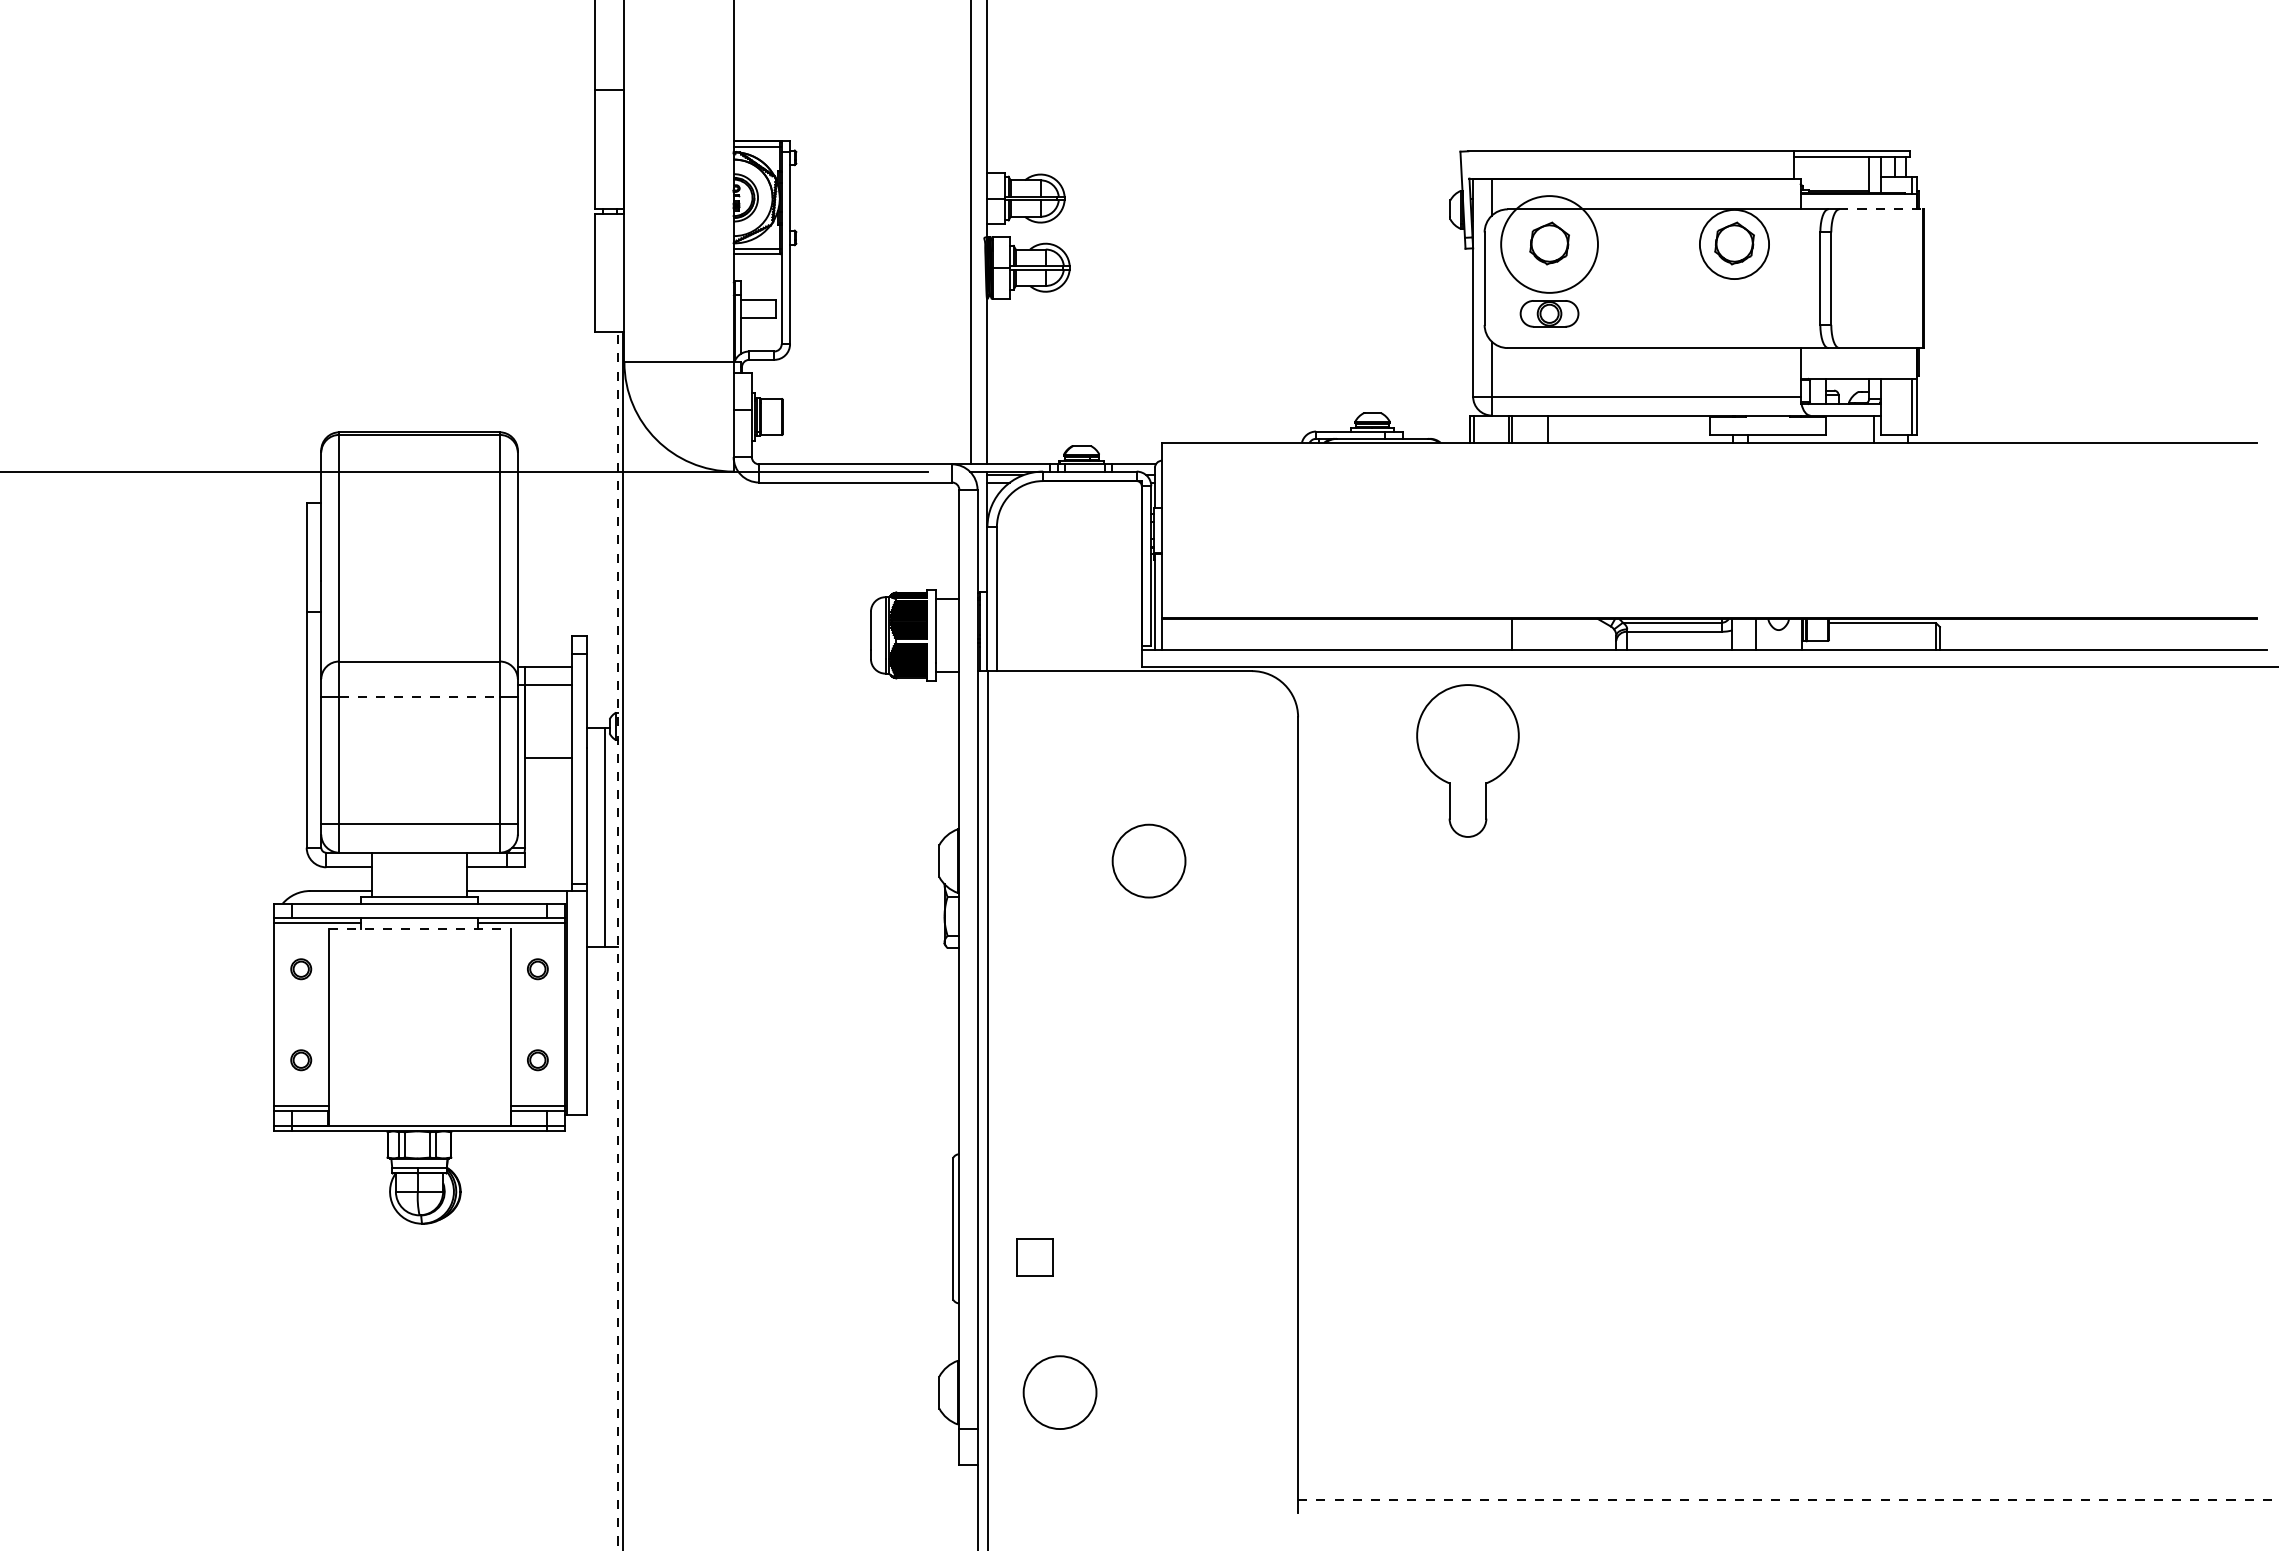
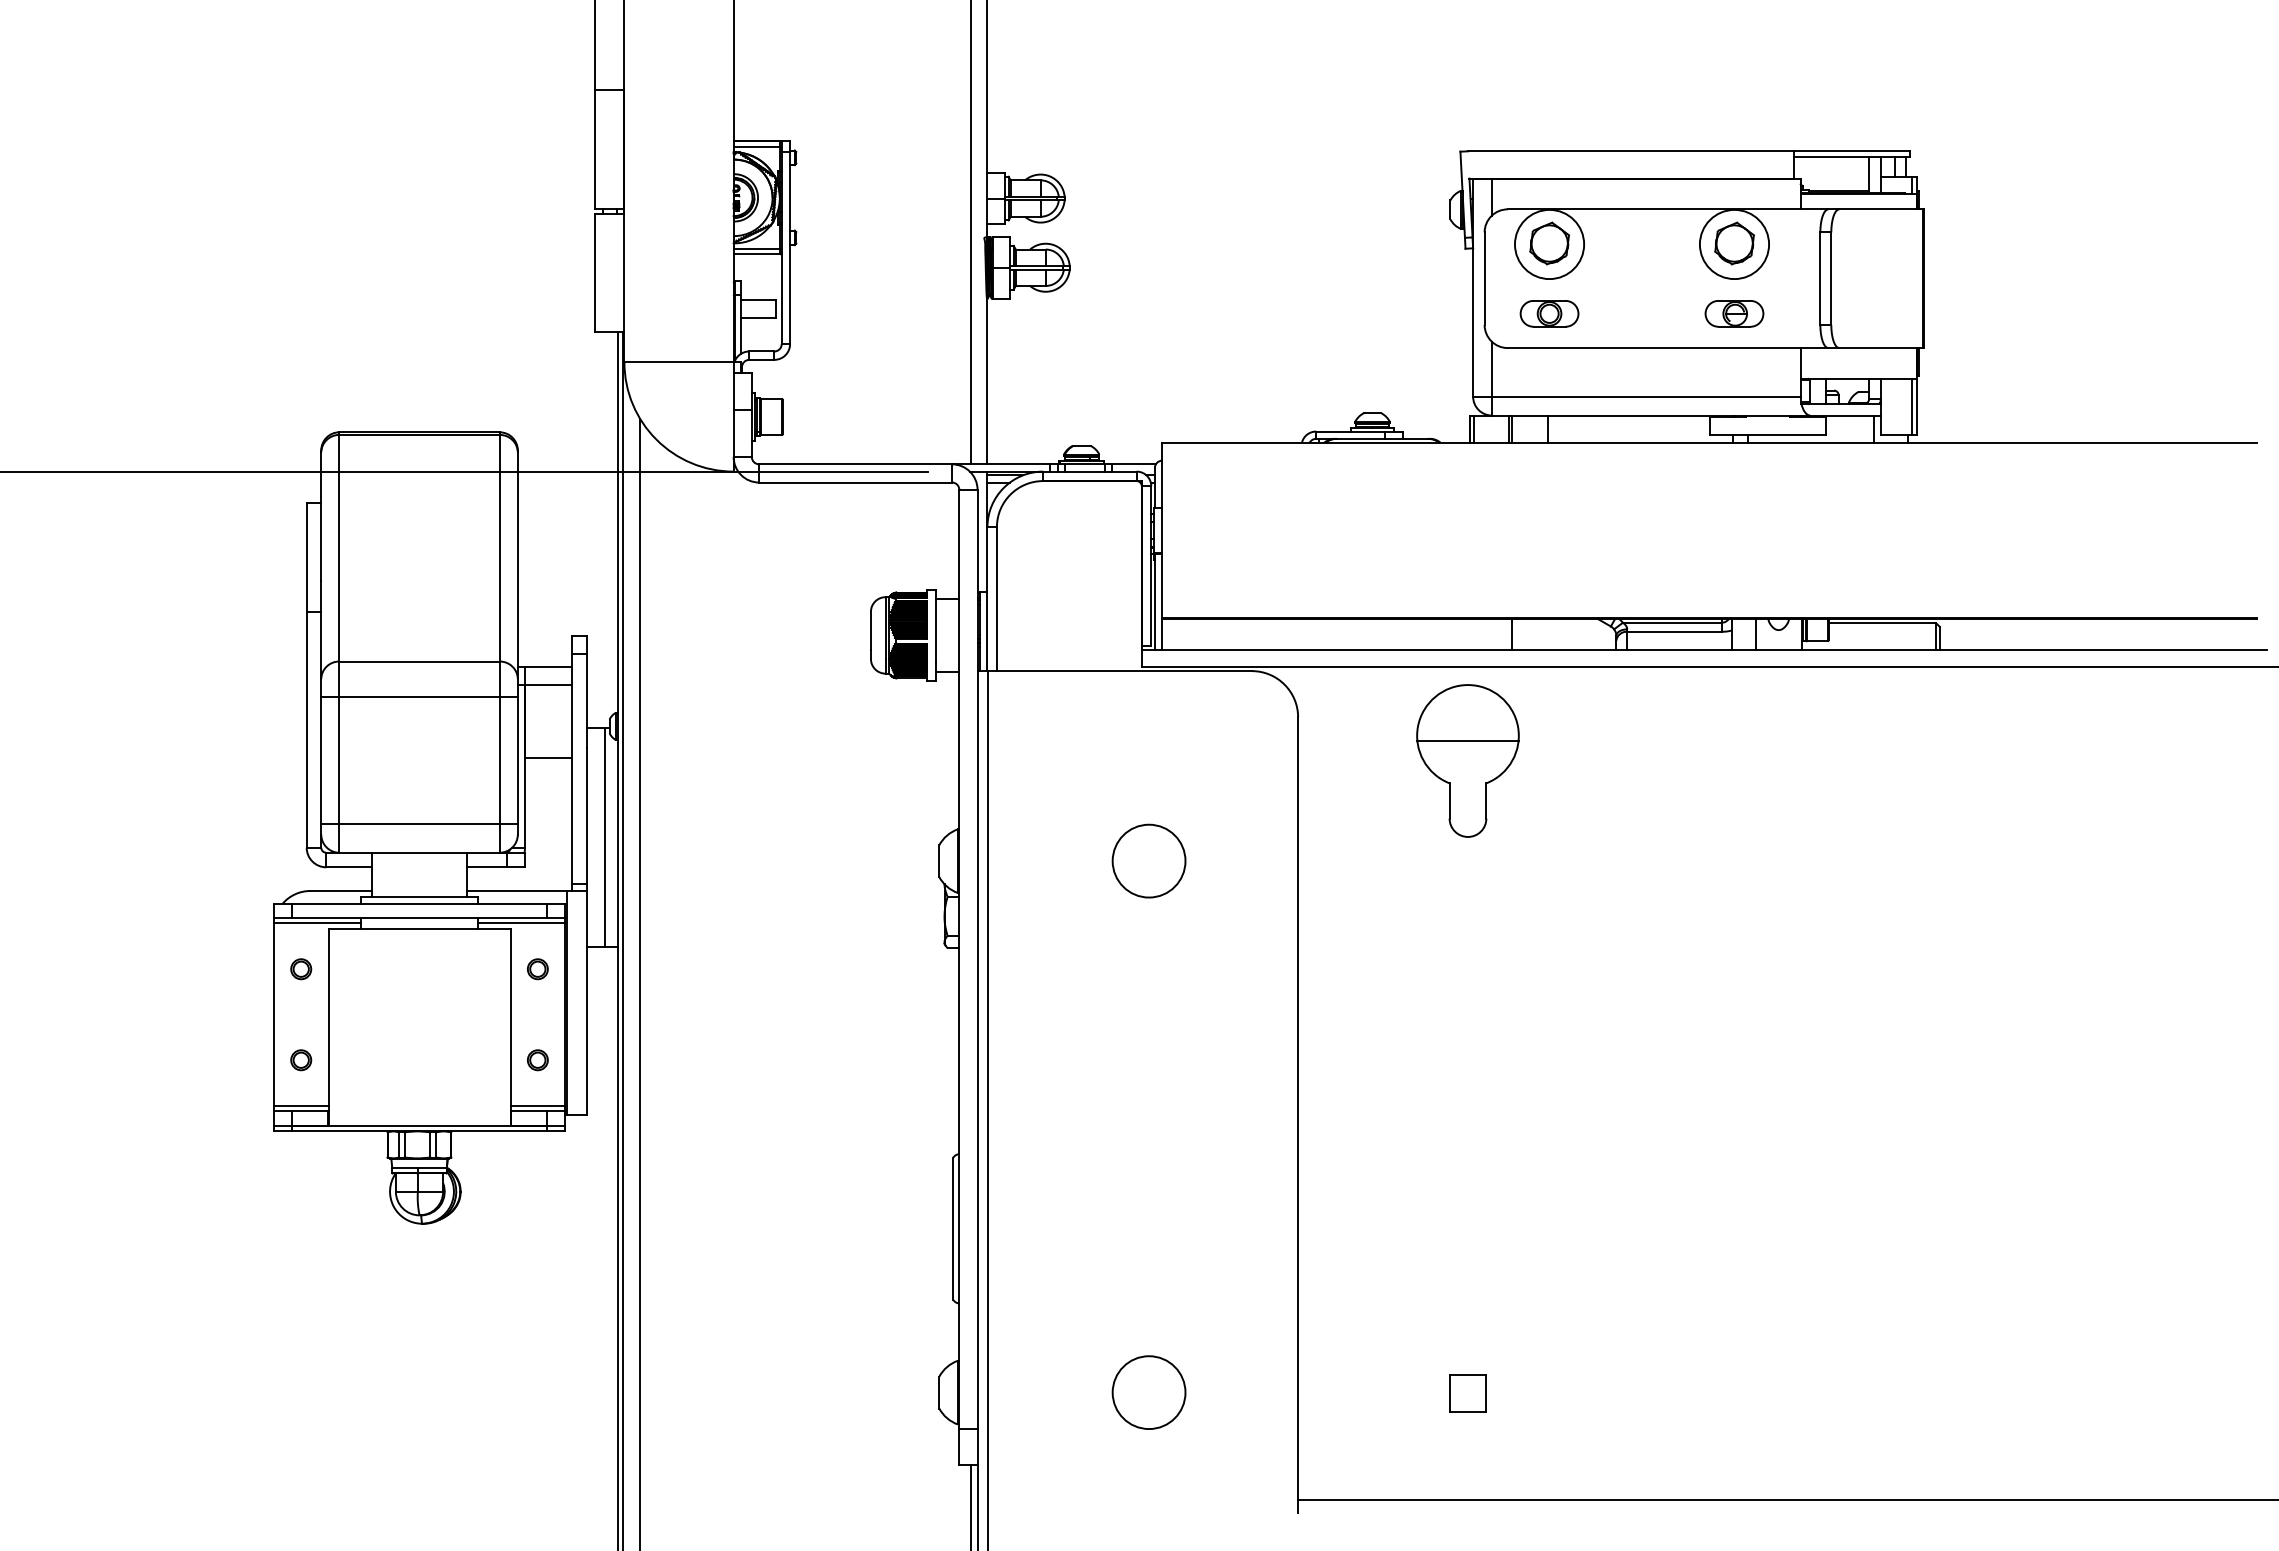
line: dashed -> solid (1880, 209)
circle diameter: 97 px -> 69 px (1549, 244)
part: none -> present (1734, 313)
line: dashed -> solid (420, 696)
line: none -> present (1467, 741)
line: dashed -> solid (420, 929)
line: dashed -> solid (617, 941)
line: none -> present (640, 982)
part position: (1034, 1257) -> (1467, 1393) (1467, 1393)
circle position: (1059, 1392) -> (1148, 1392) (1148, 1392)
line: dashed -> solid (1789, 1499)
line: none -> present (970, 1506)
